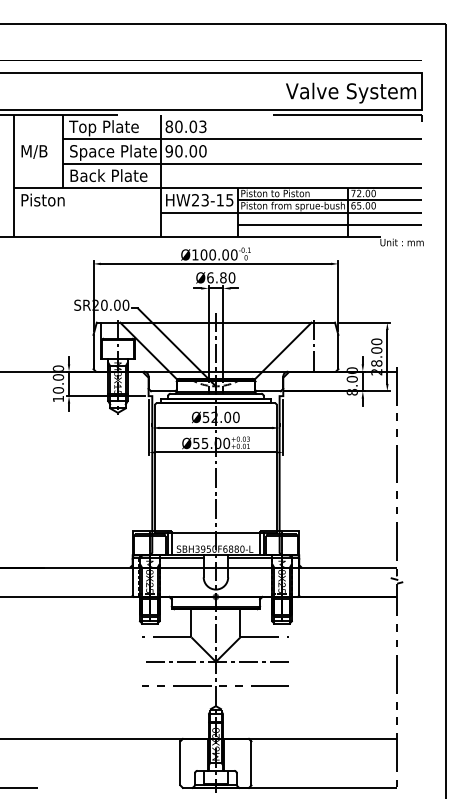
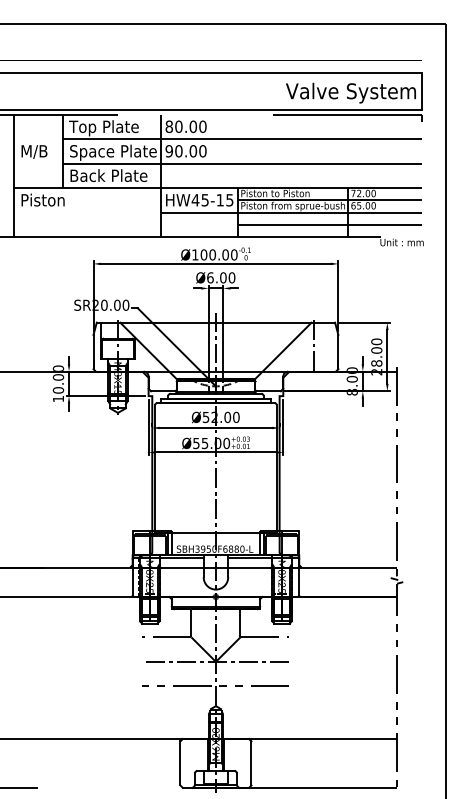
text: 80.03 -> 80.00 (202, 126)
text: HW23-15 -> HW45-15 (199, 200)
text: Ø6.80 -> Ø6.00 (223, 277)
